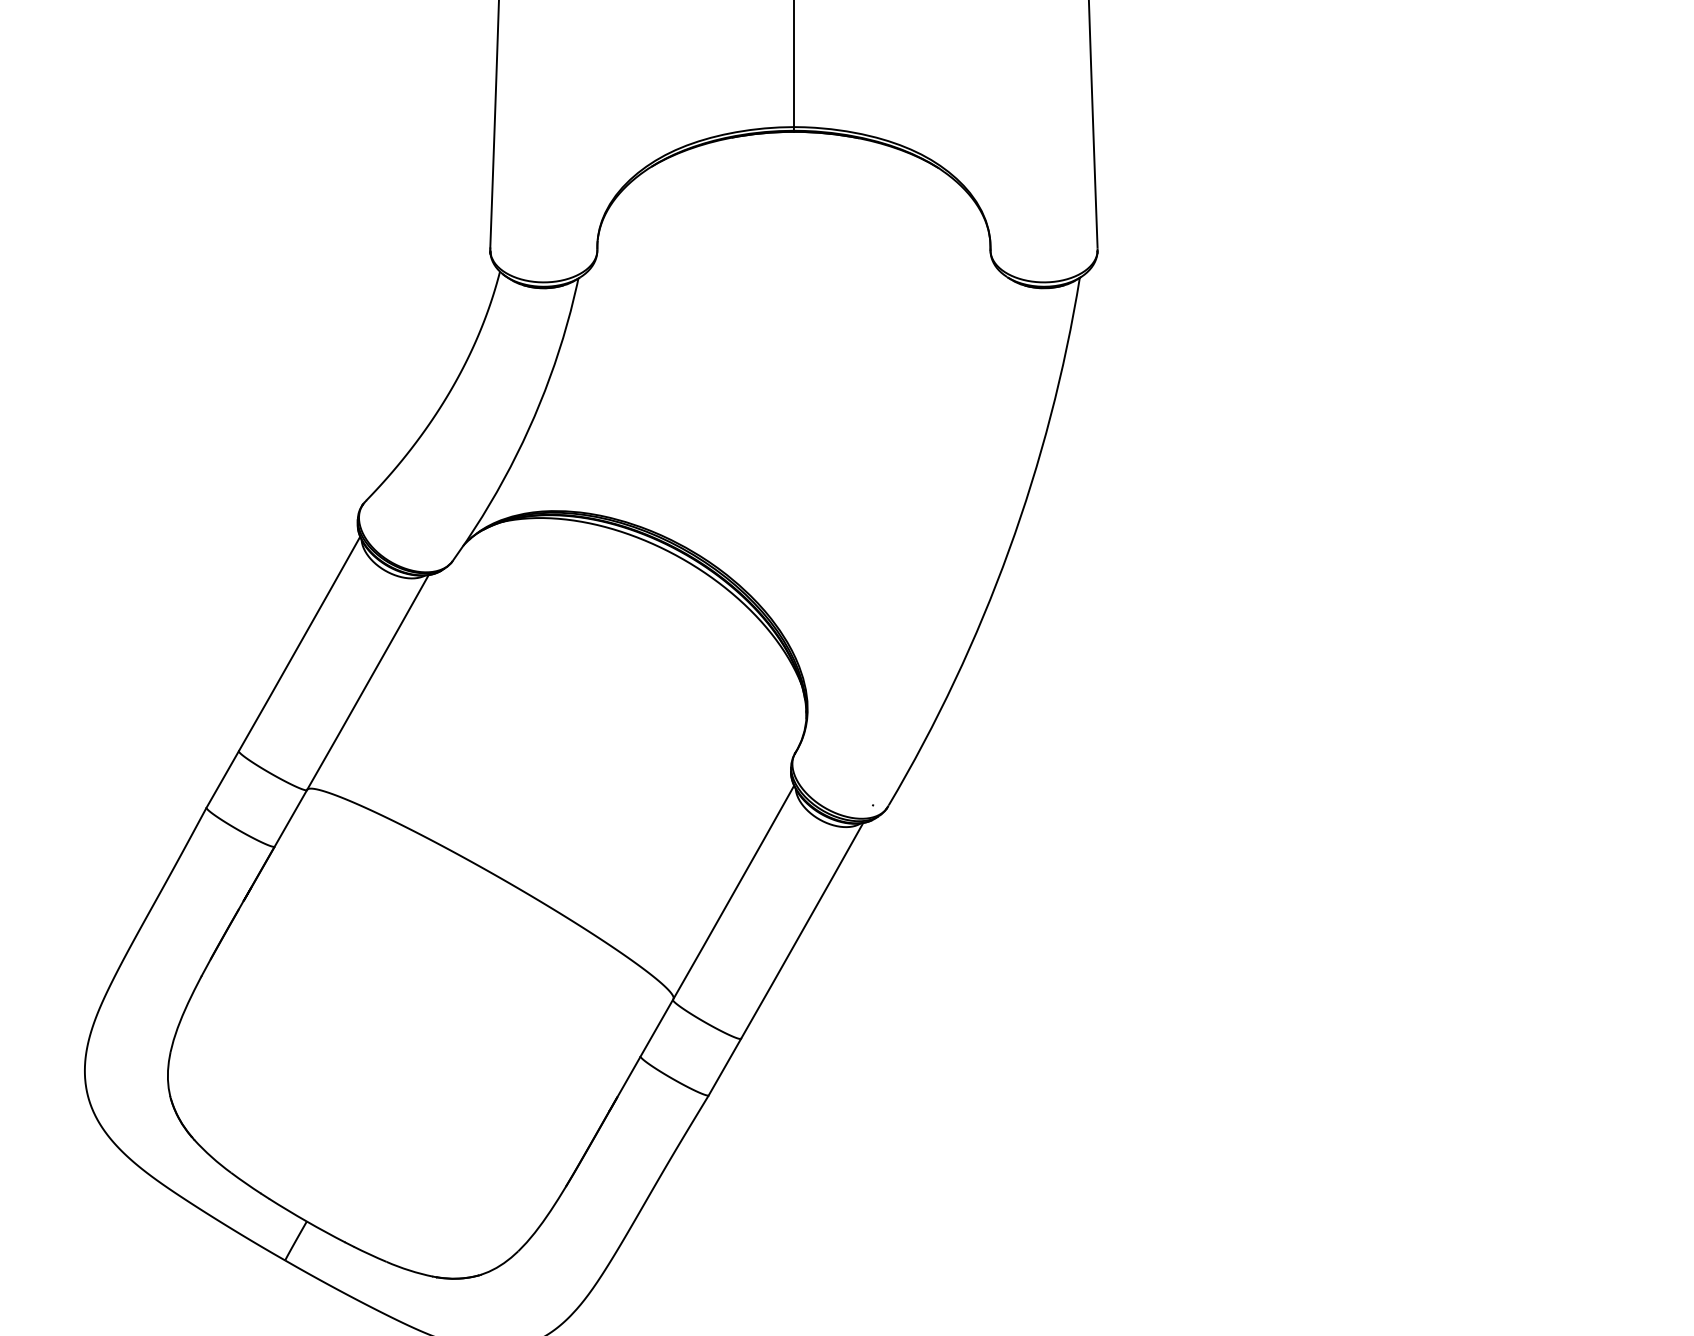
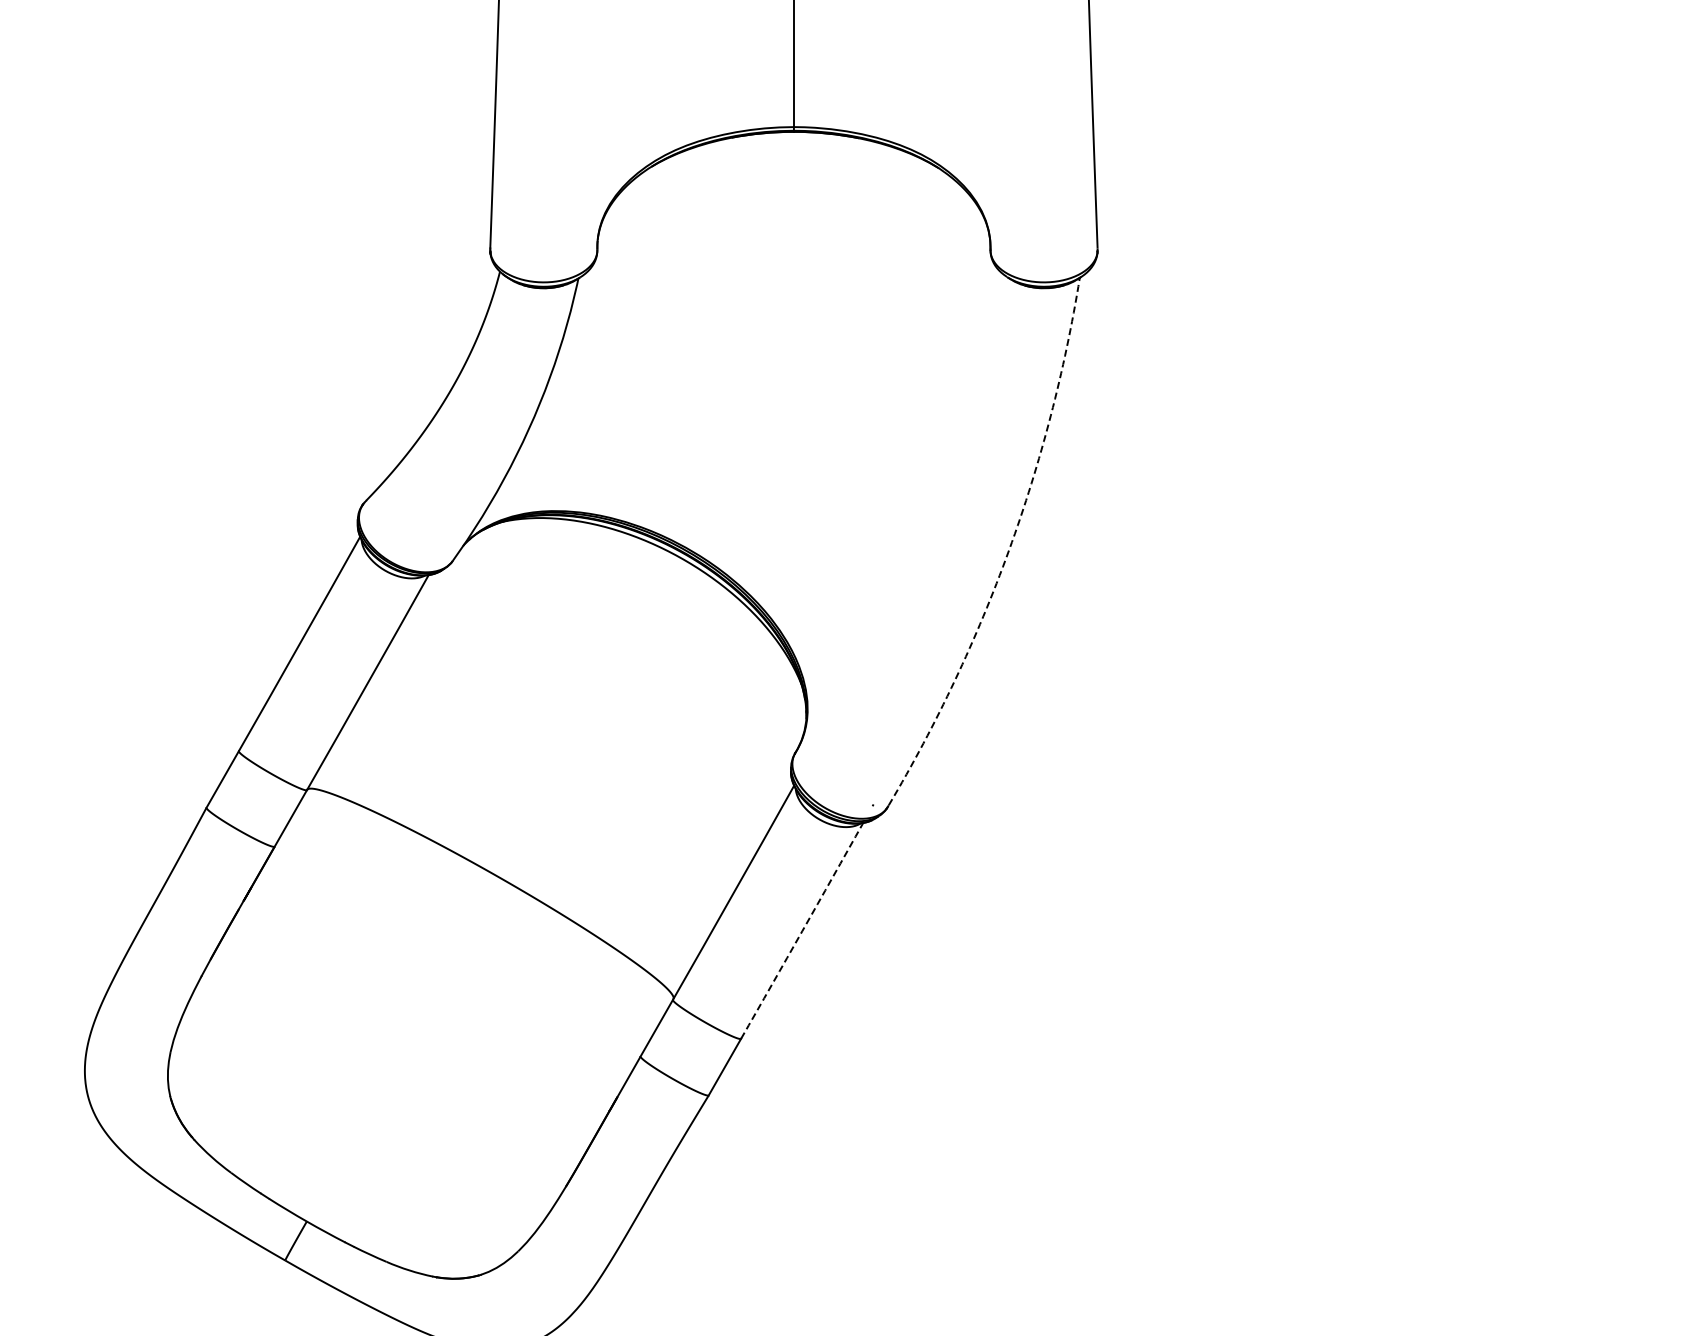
arc: solid -> dashed (1009, 550)
arc: solid -> dashed (802, 931)
